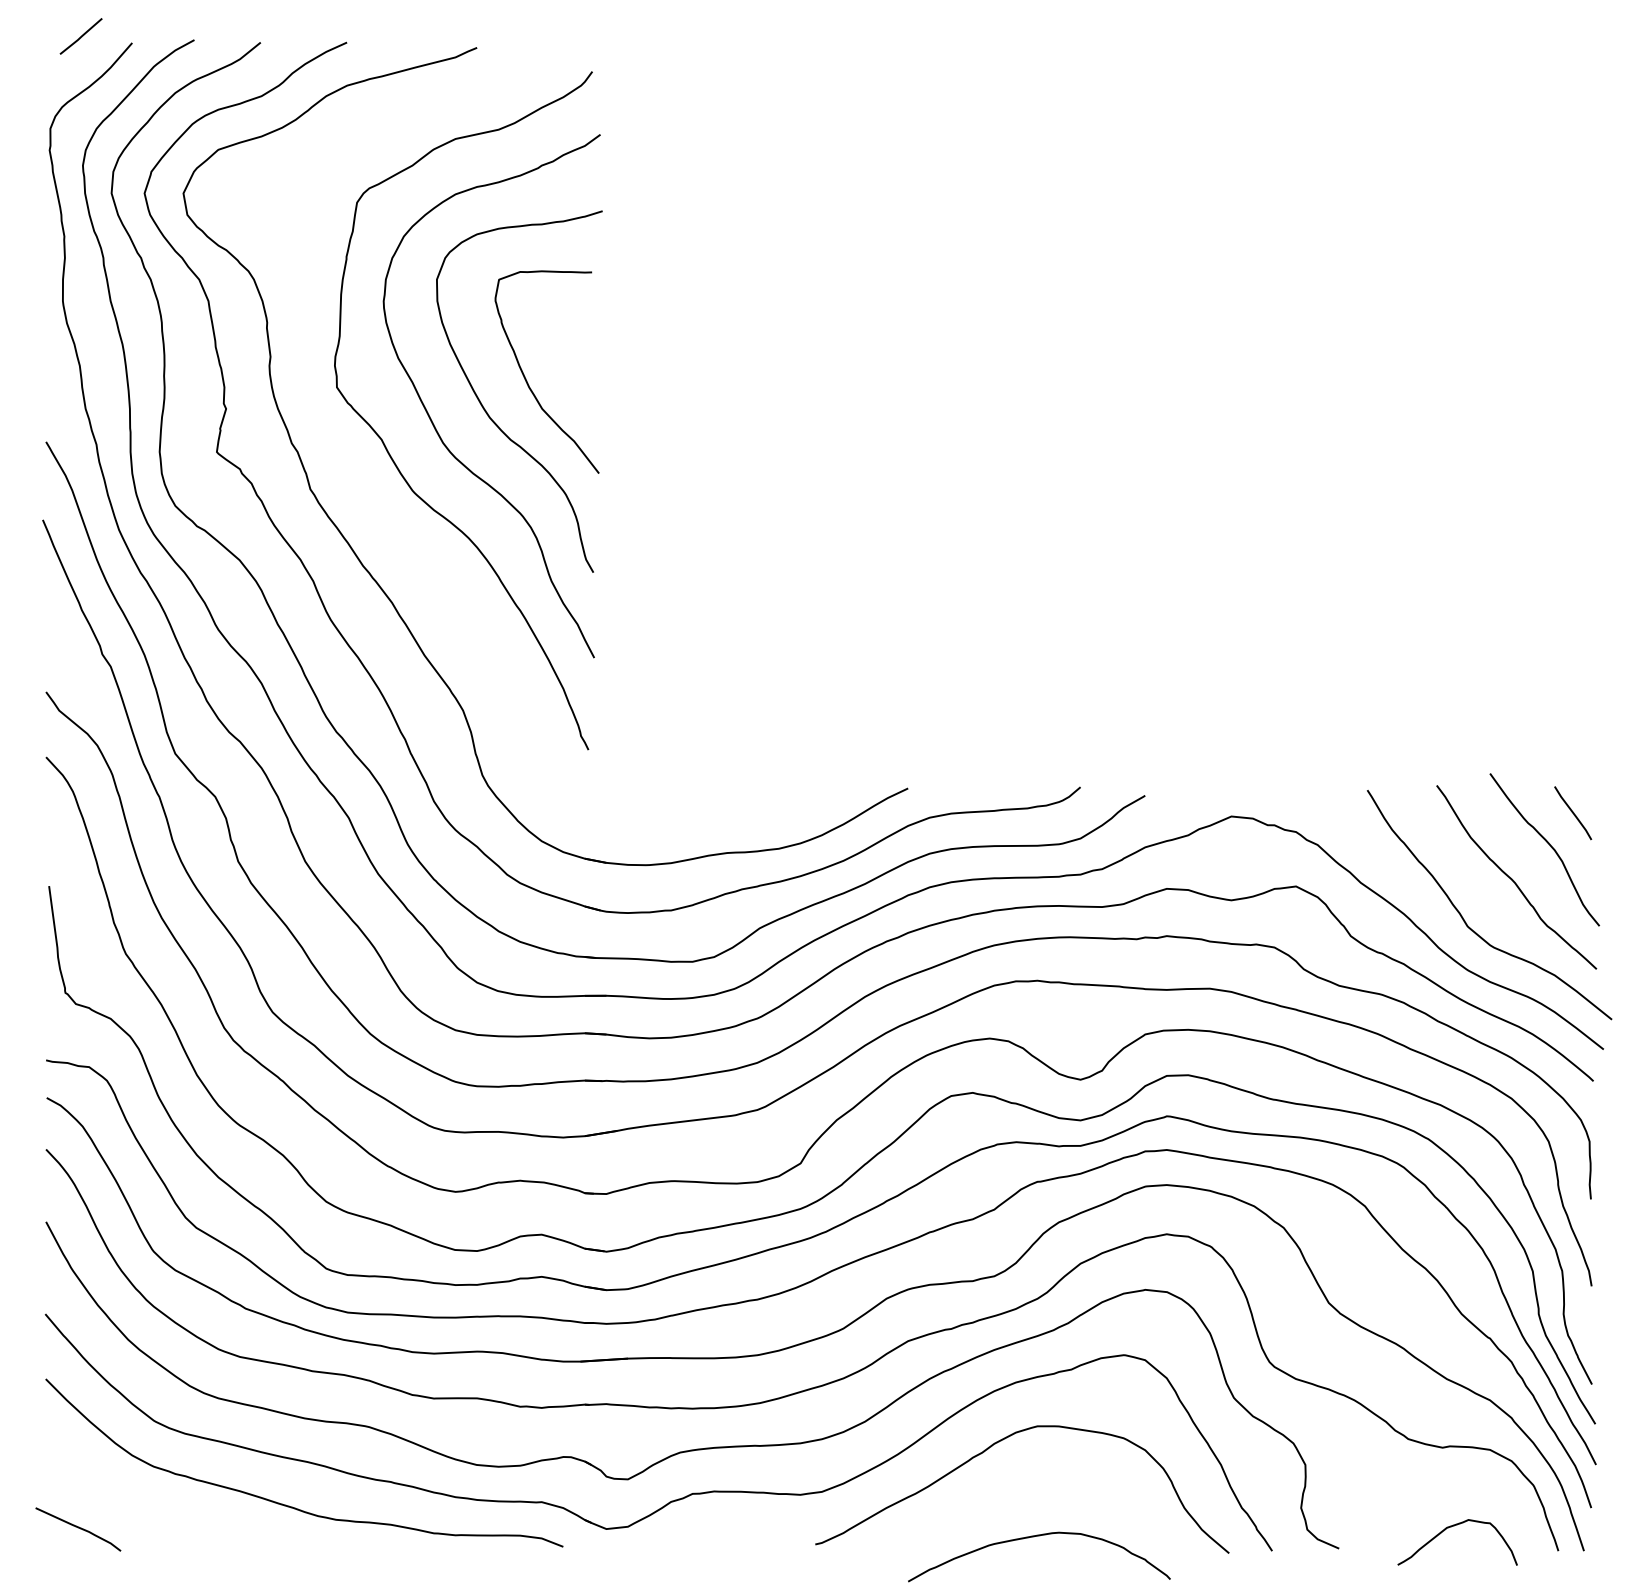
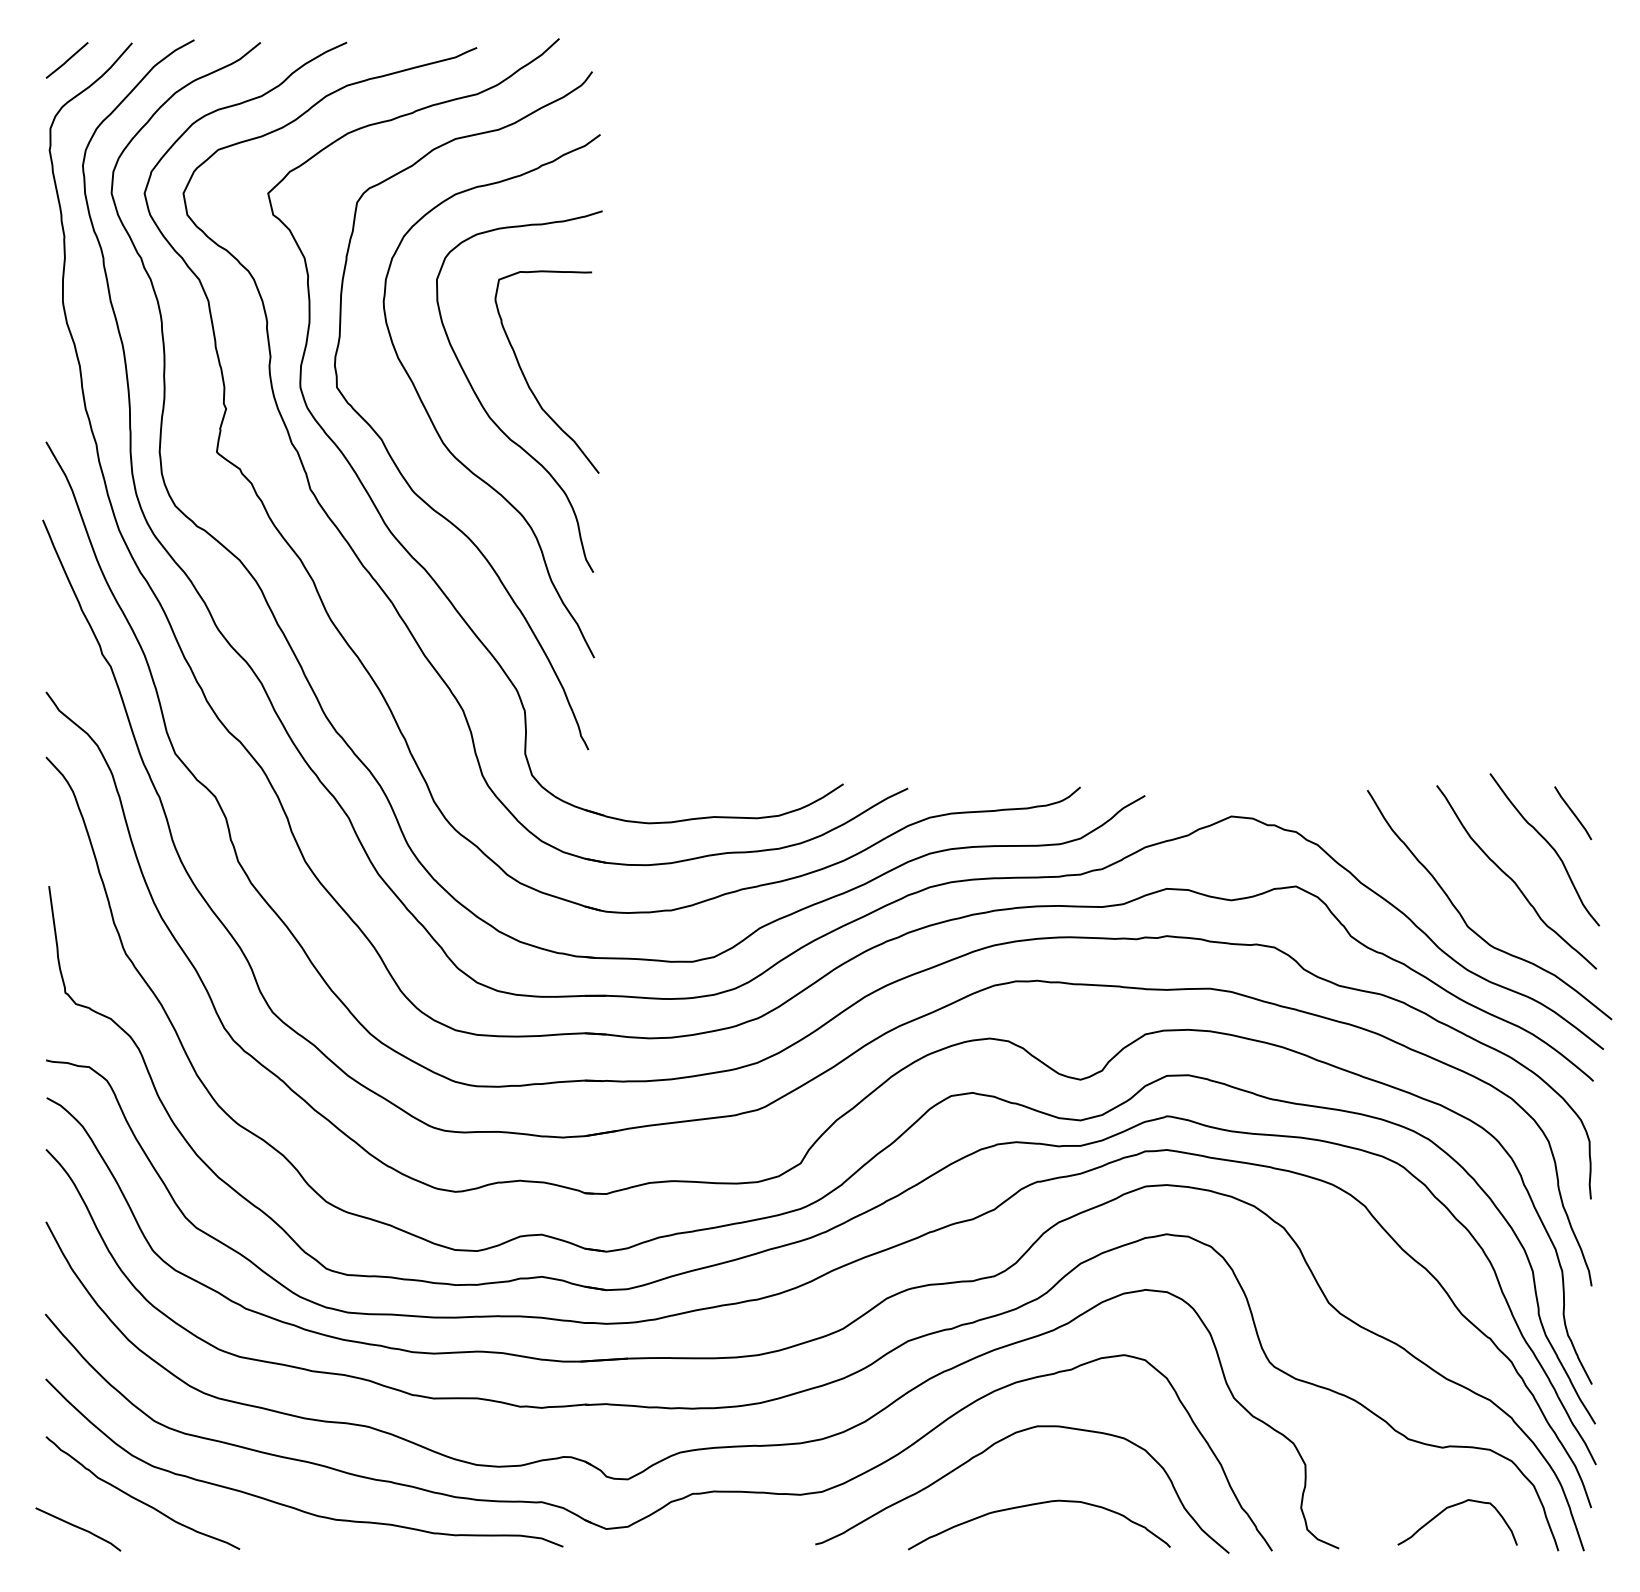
line position: (80, 36) -> (66, 60) (66, 60)
part: none -> present (421, 564)
curve: none -> present (139, 1499)
curve position: (1451, 1527) -> (1451, 1507) (1451, 1507)
curve position: (1034, 1537) -> (1034, 1505) (1034, 1505)
